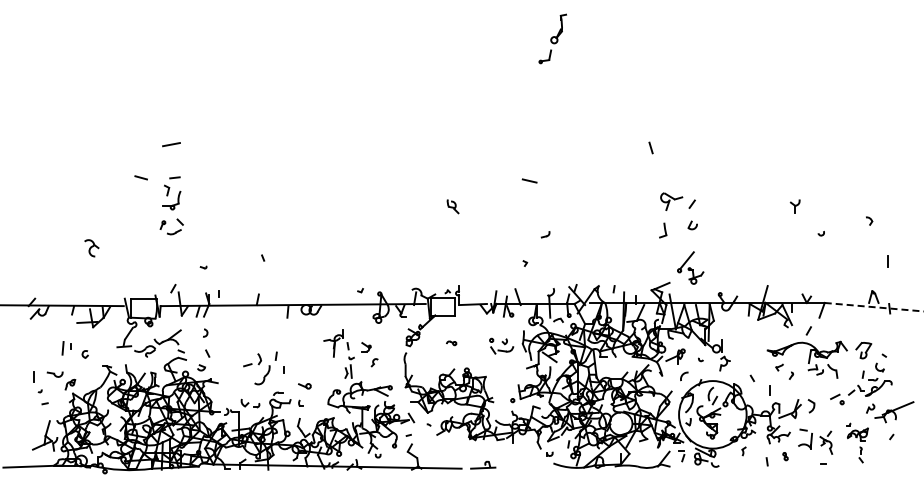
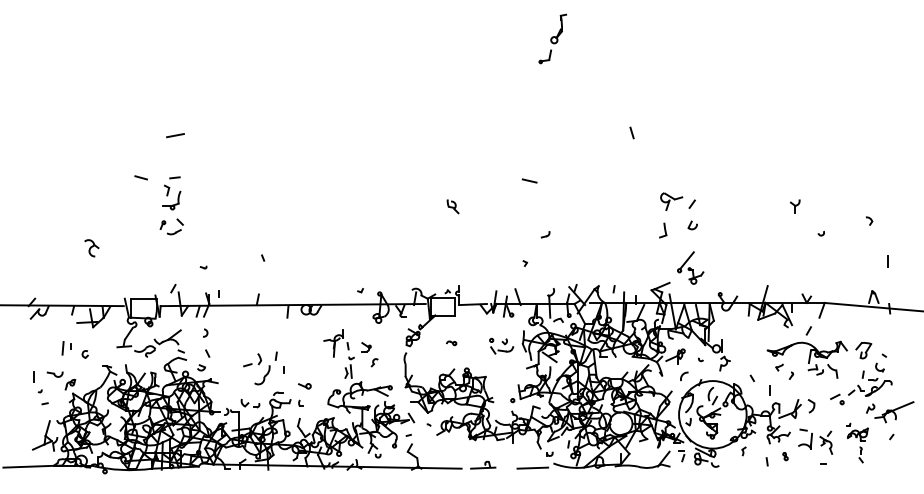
line position: (171, 144) -> (175, 135) (175, 135)
line position: (650, 147) -> (631, 132) (631, 132)
line: dashed -> solid (874, 307)
line: none -> present (532, 467)
